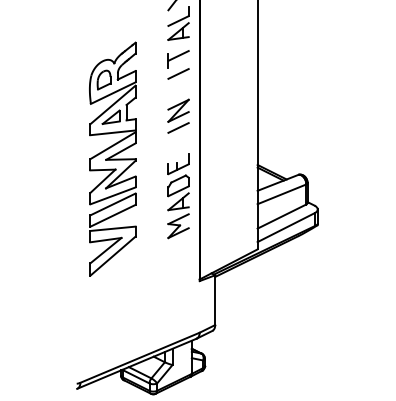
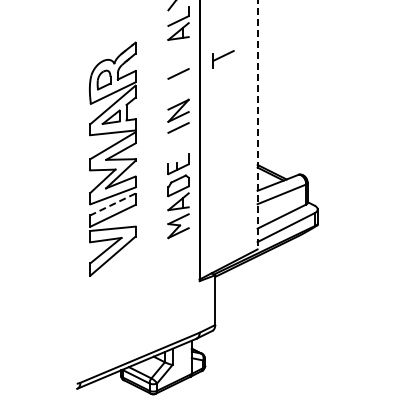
part position: (178, 59) -> (223, 59) (223, 59)
line: solid -> dashed (257, 125)
line: solid -> dashed (112, 204)
